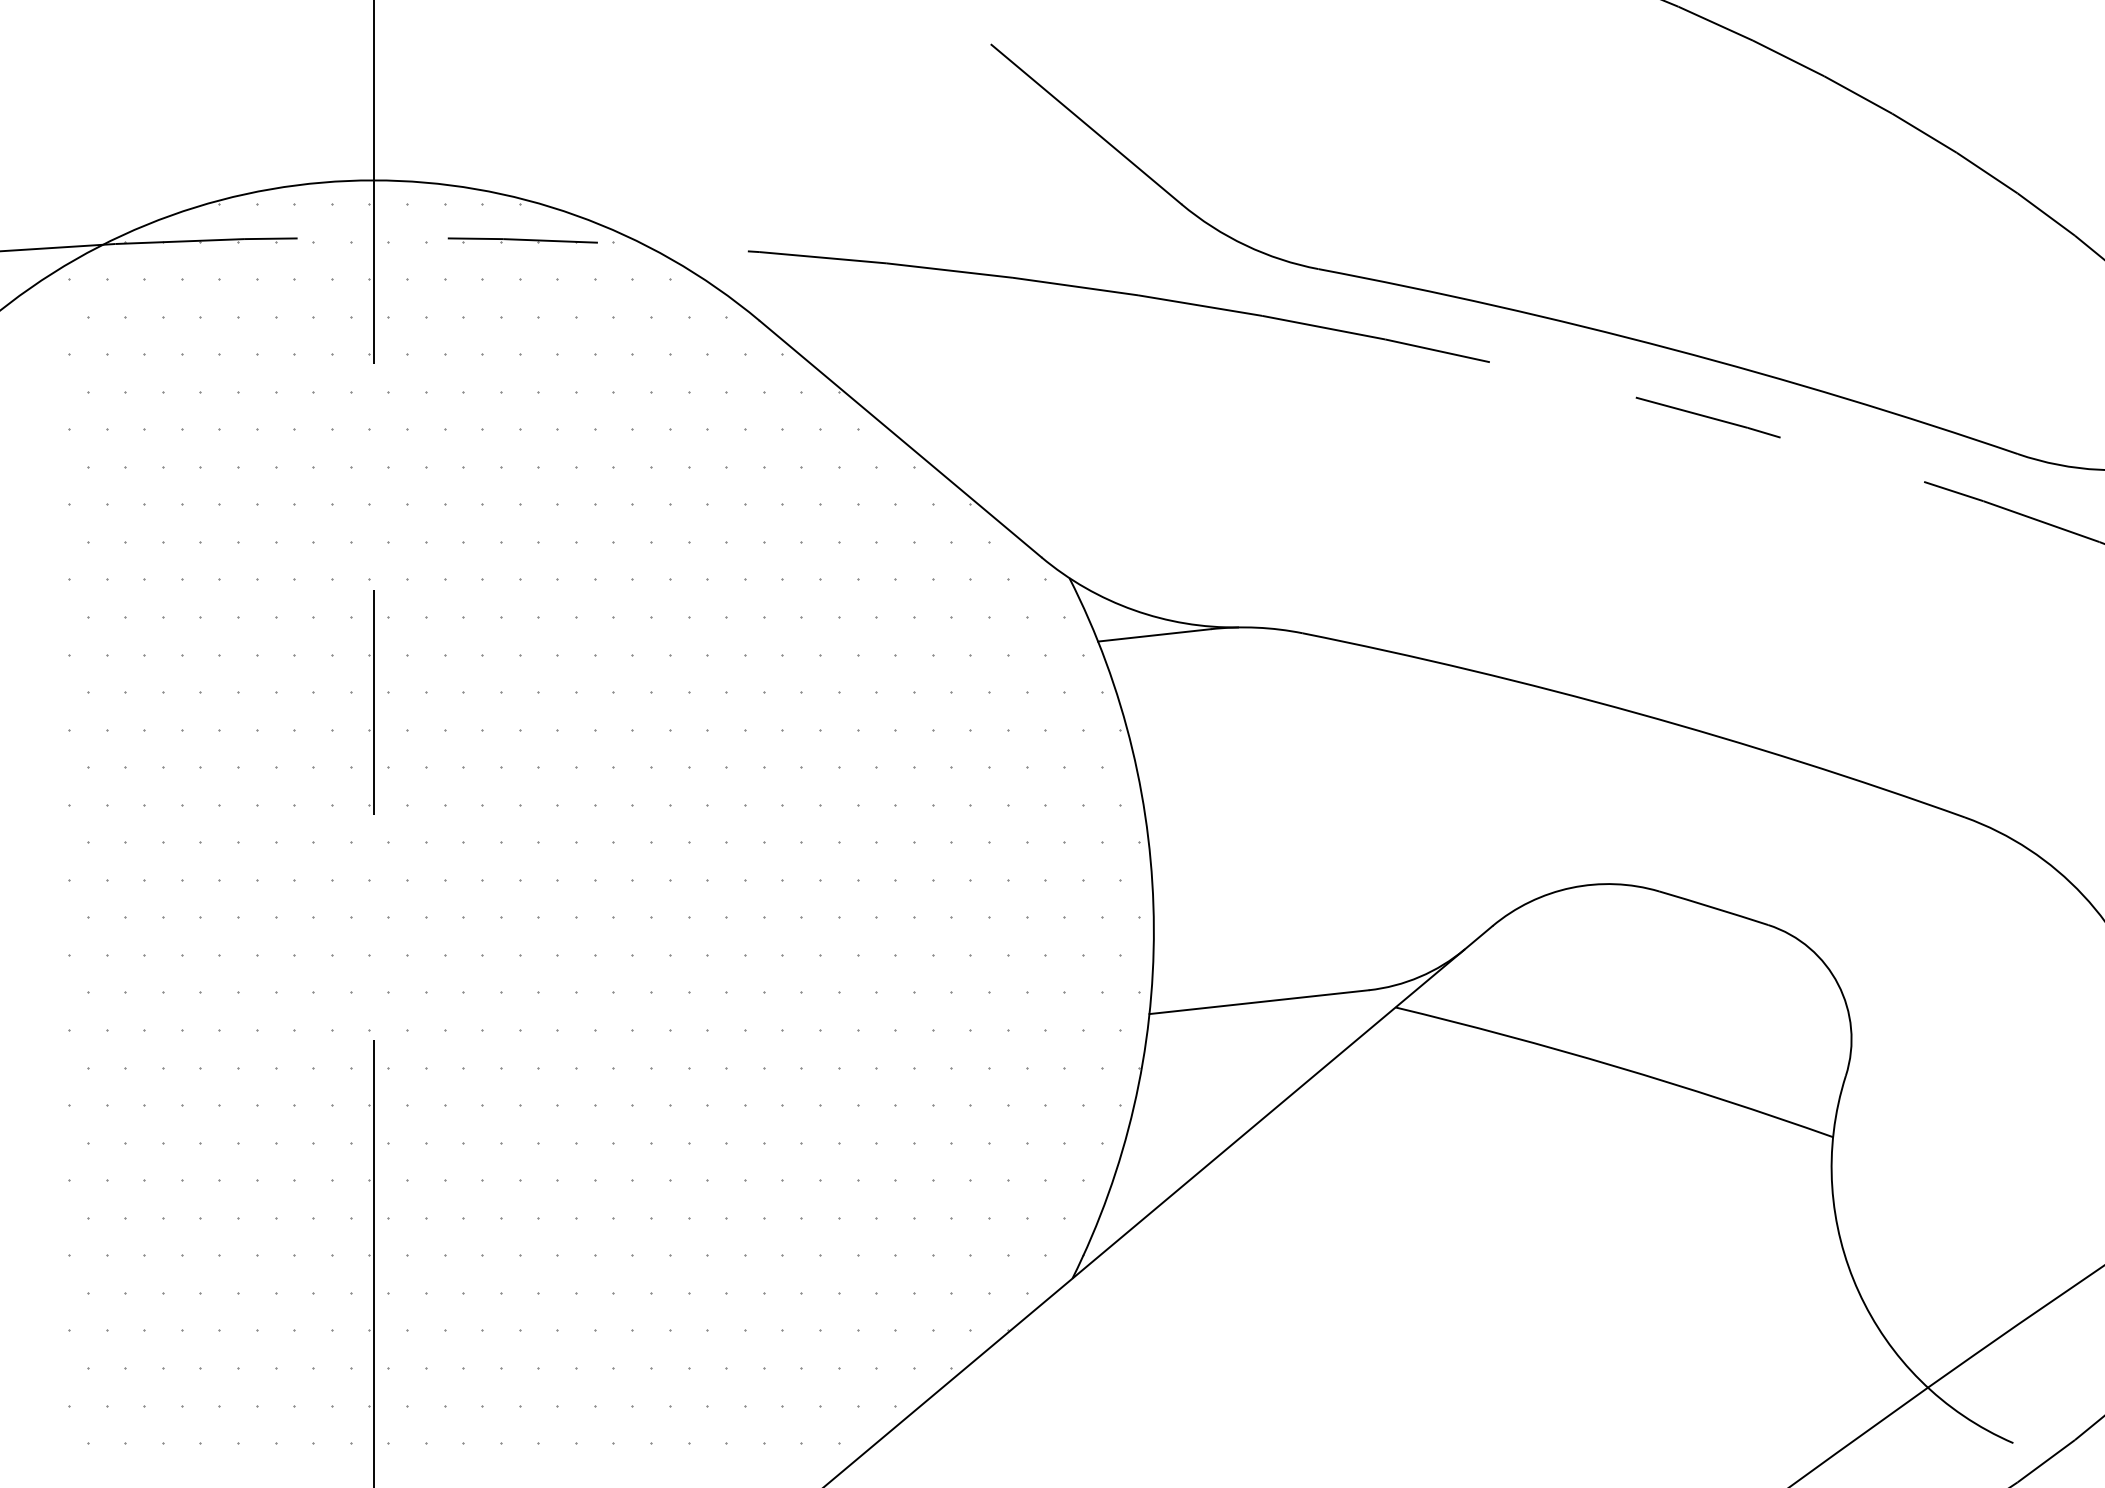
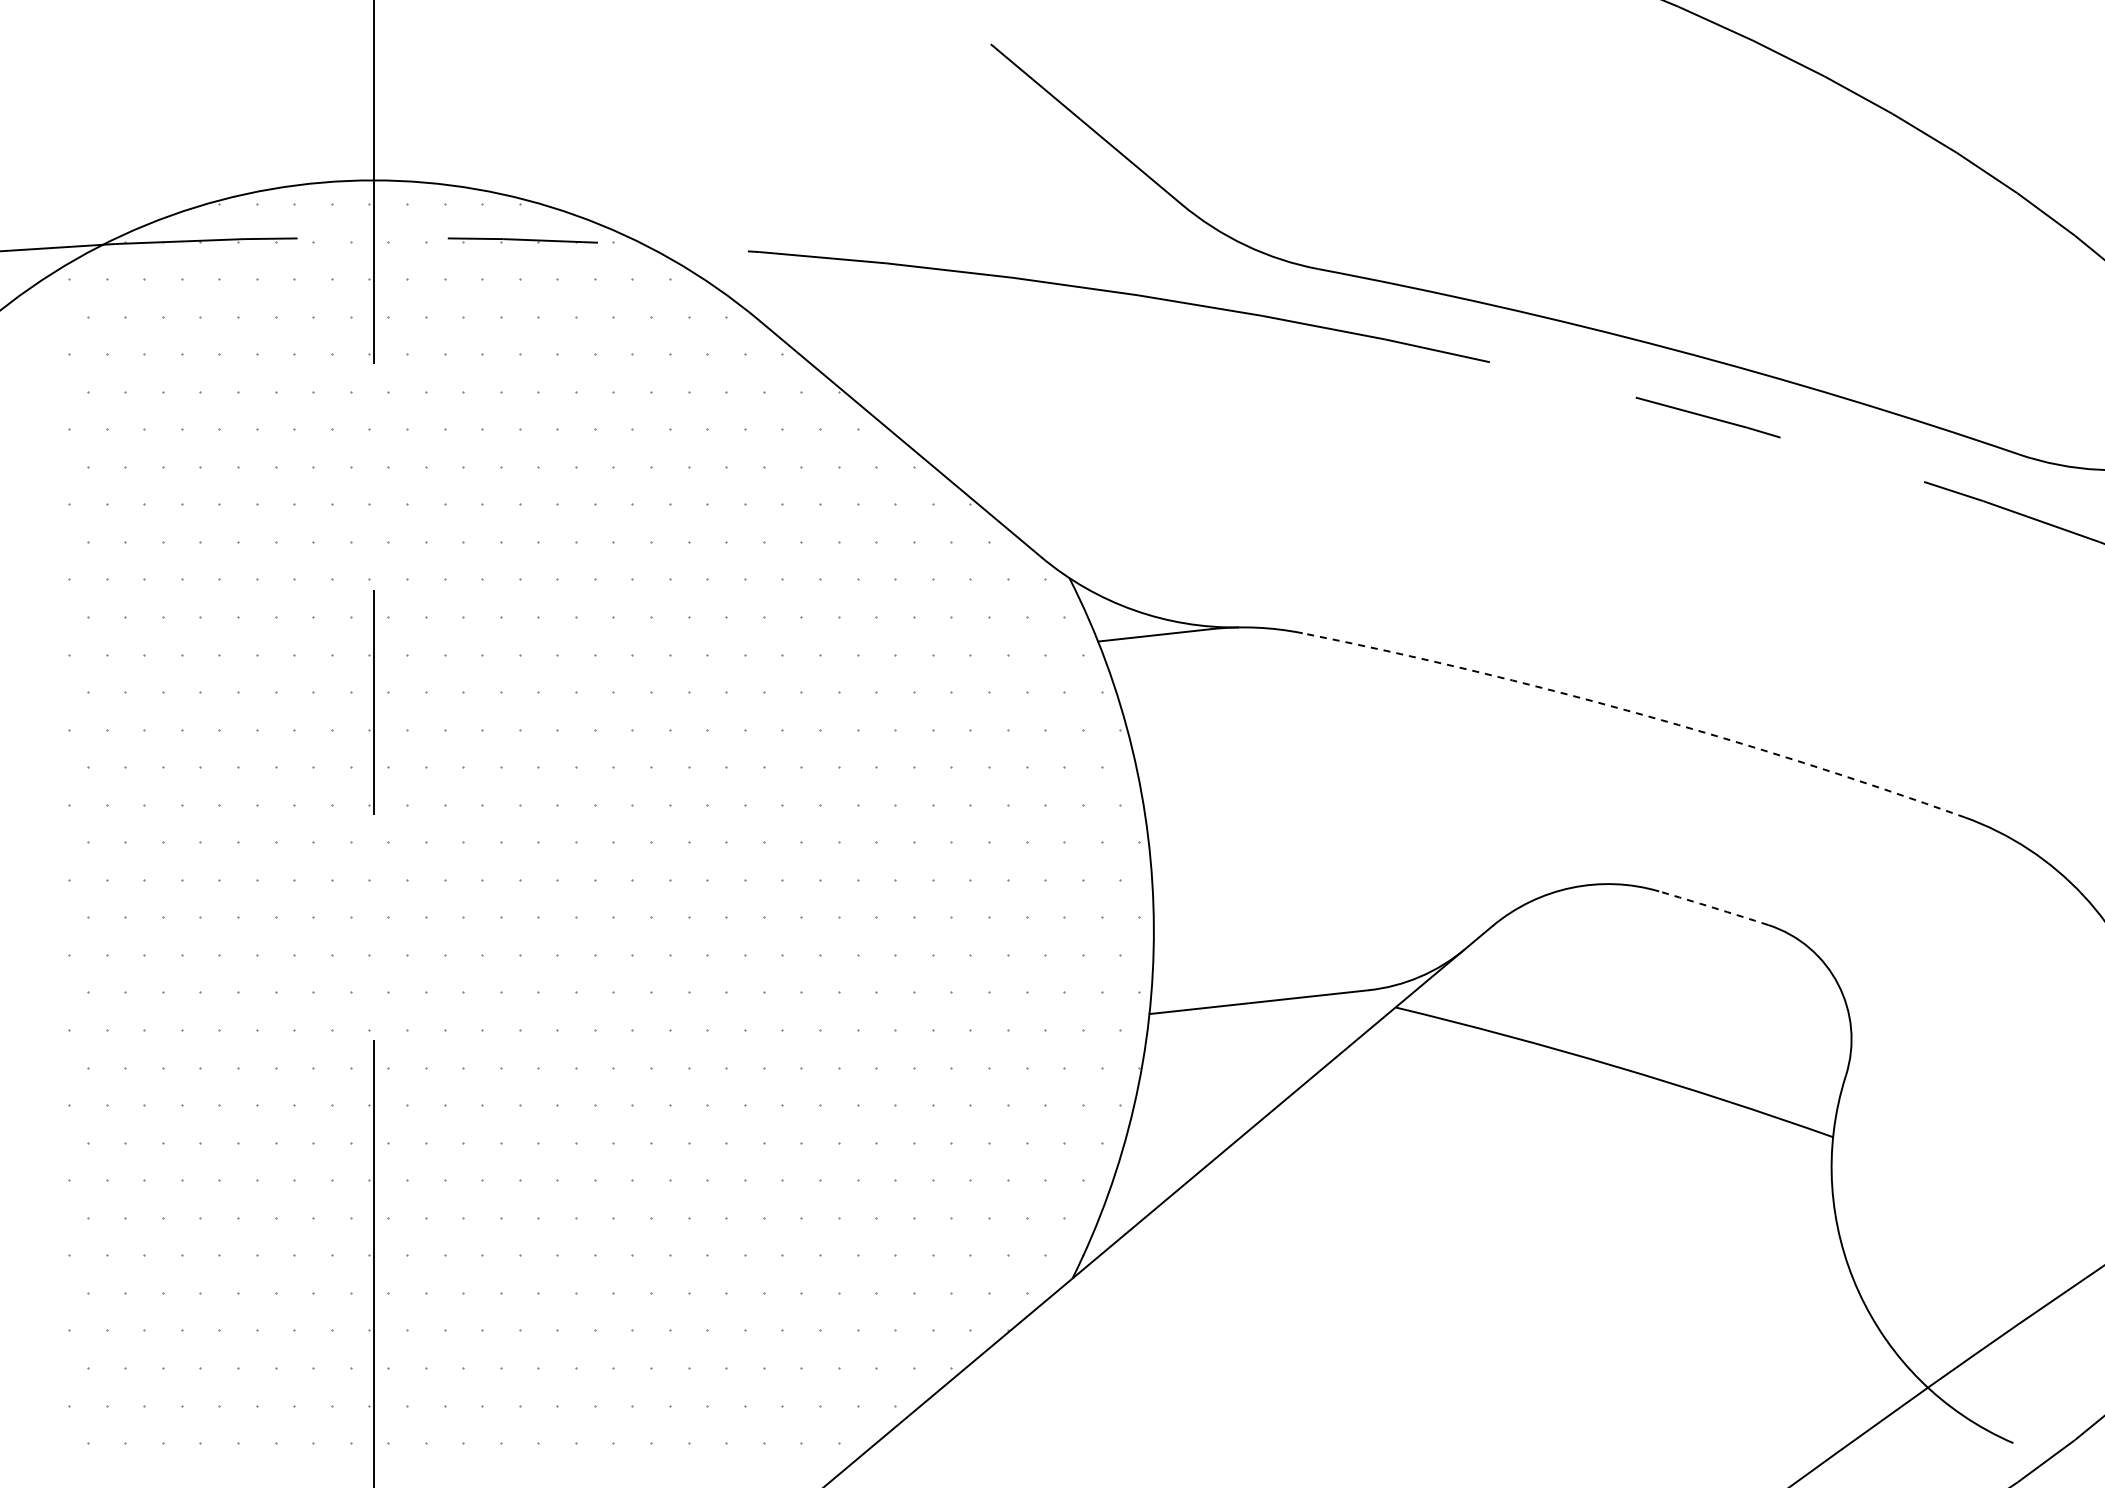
arc: solid -> dashed (1637, 713)
arc: solid -> dashed (1713, 907)
